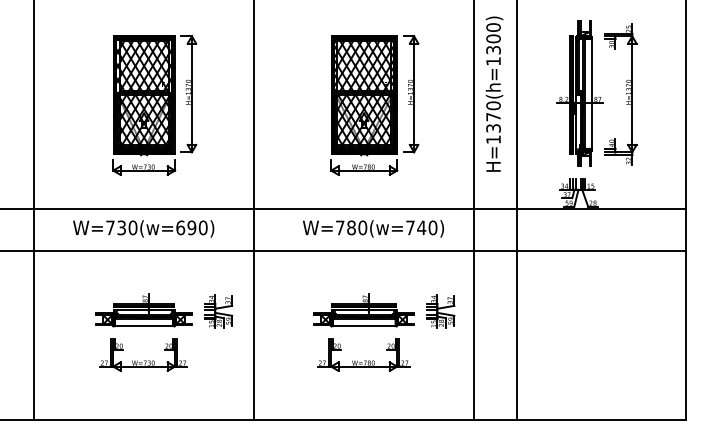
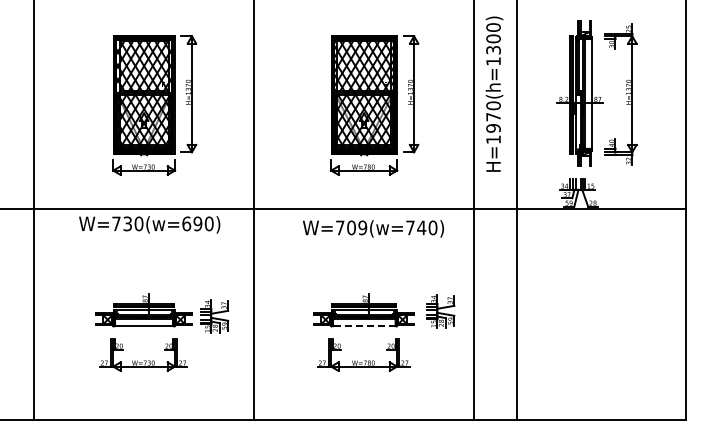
text: H=1370(h=1300) -> H=1970(h=1300) (493, 128)
text: W=780(w=740) -> W=709(w=740) (357, 227)
text position: (143, 228) -> (149, 224) (149, 224)
line: present -> none (343, 250)
part position: (218, 311) -> (214, 316) (214, 316)
line: solid -> dashed (363, 326)
